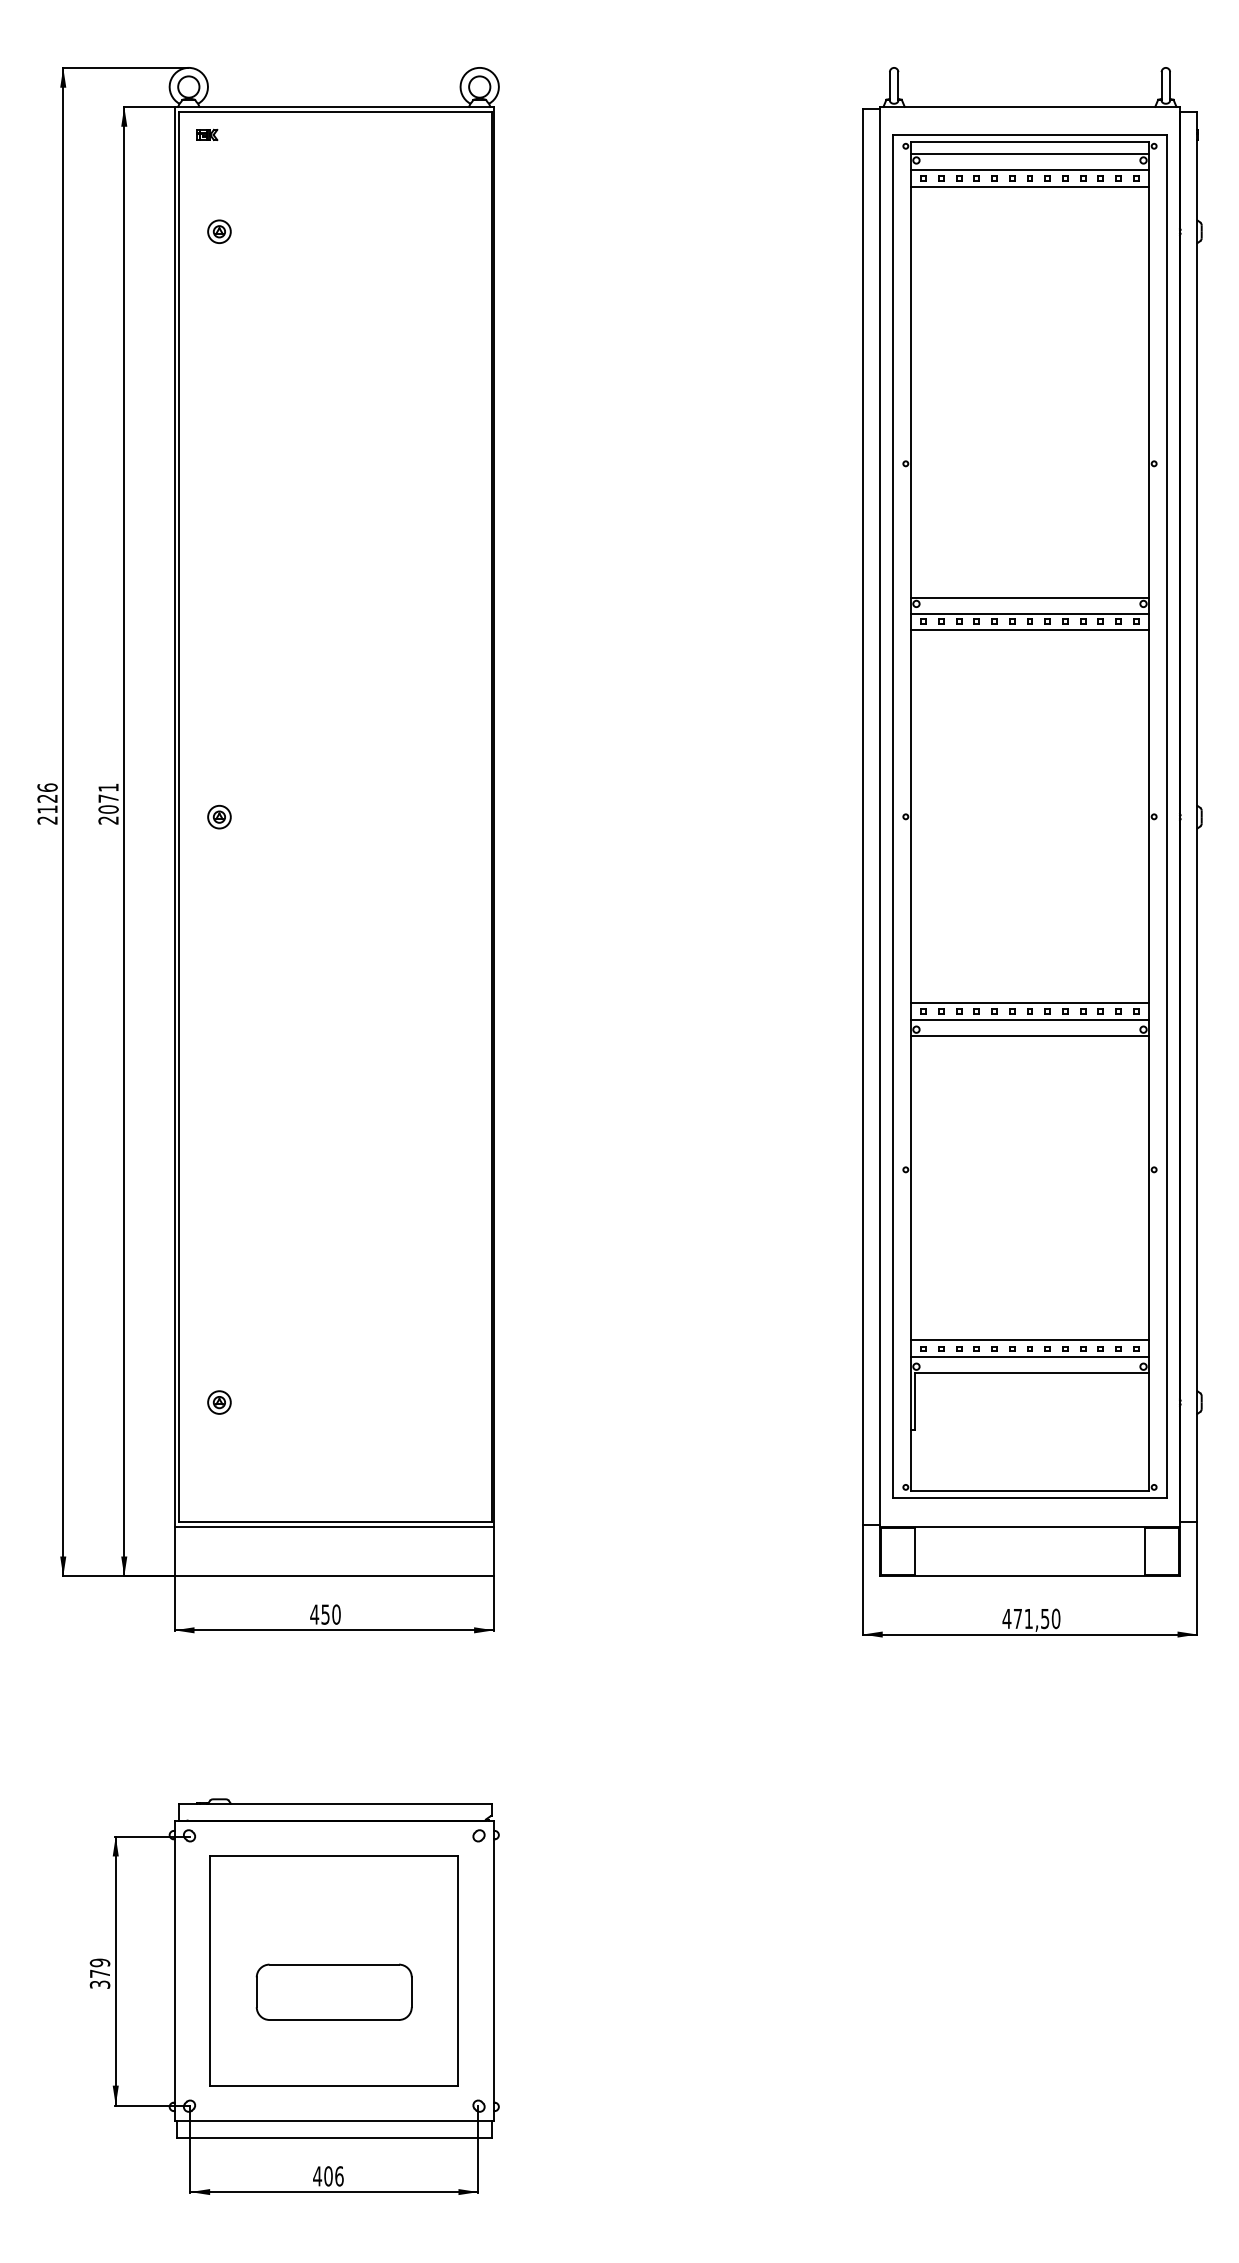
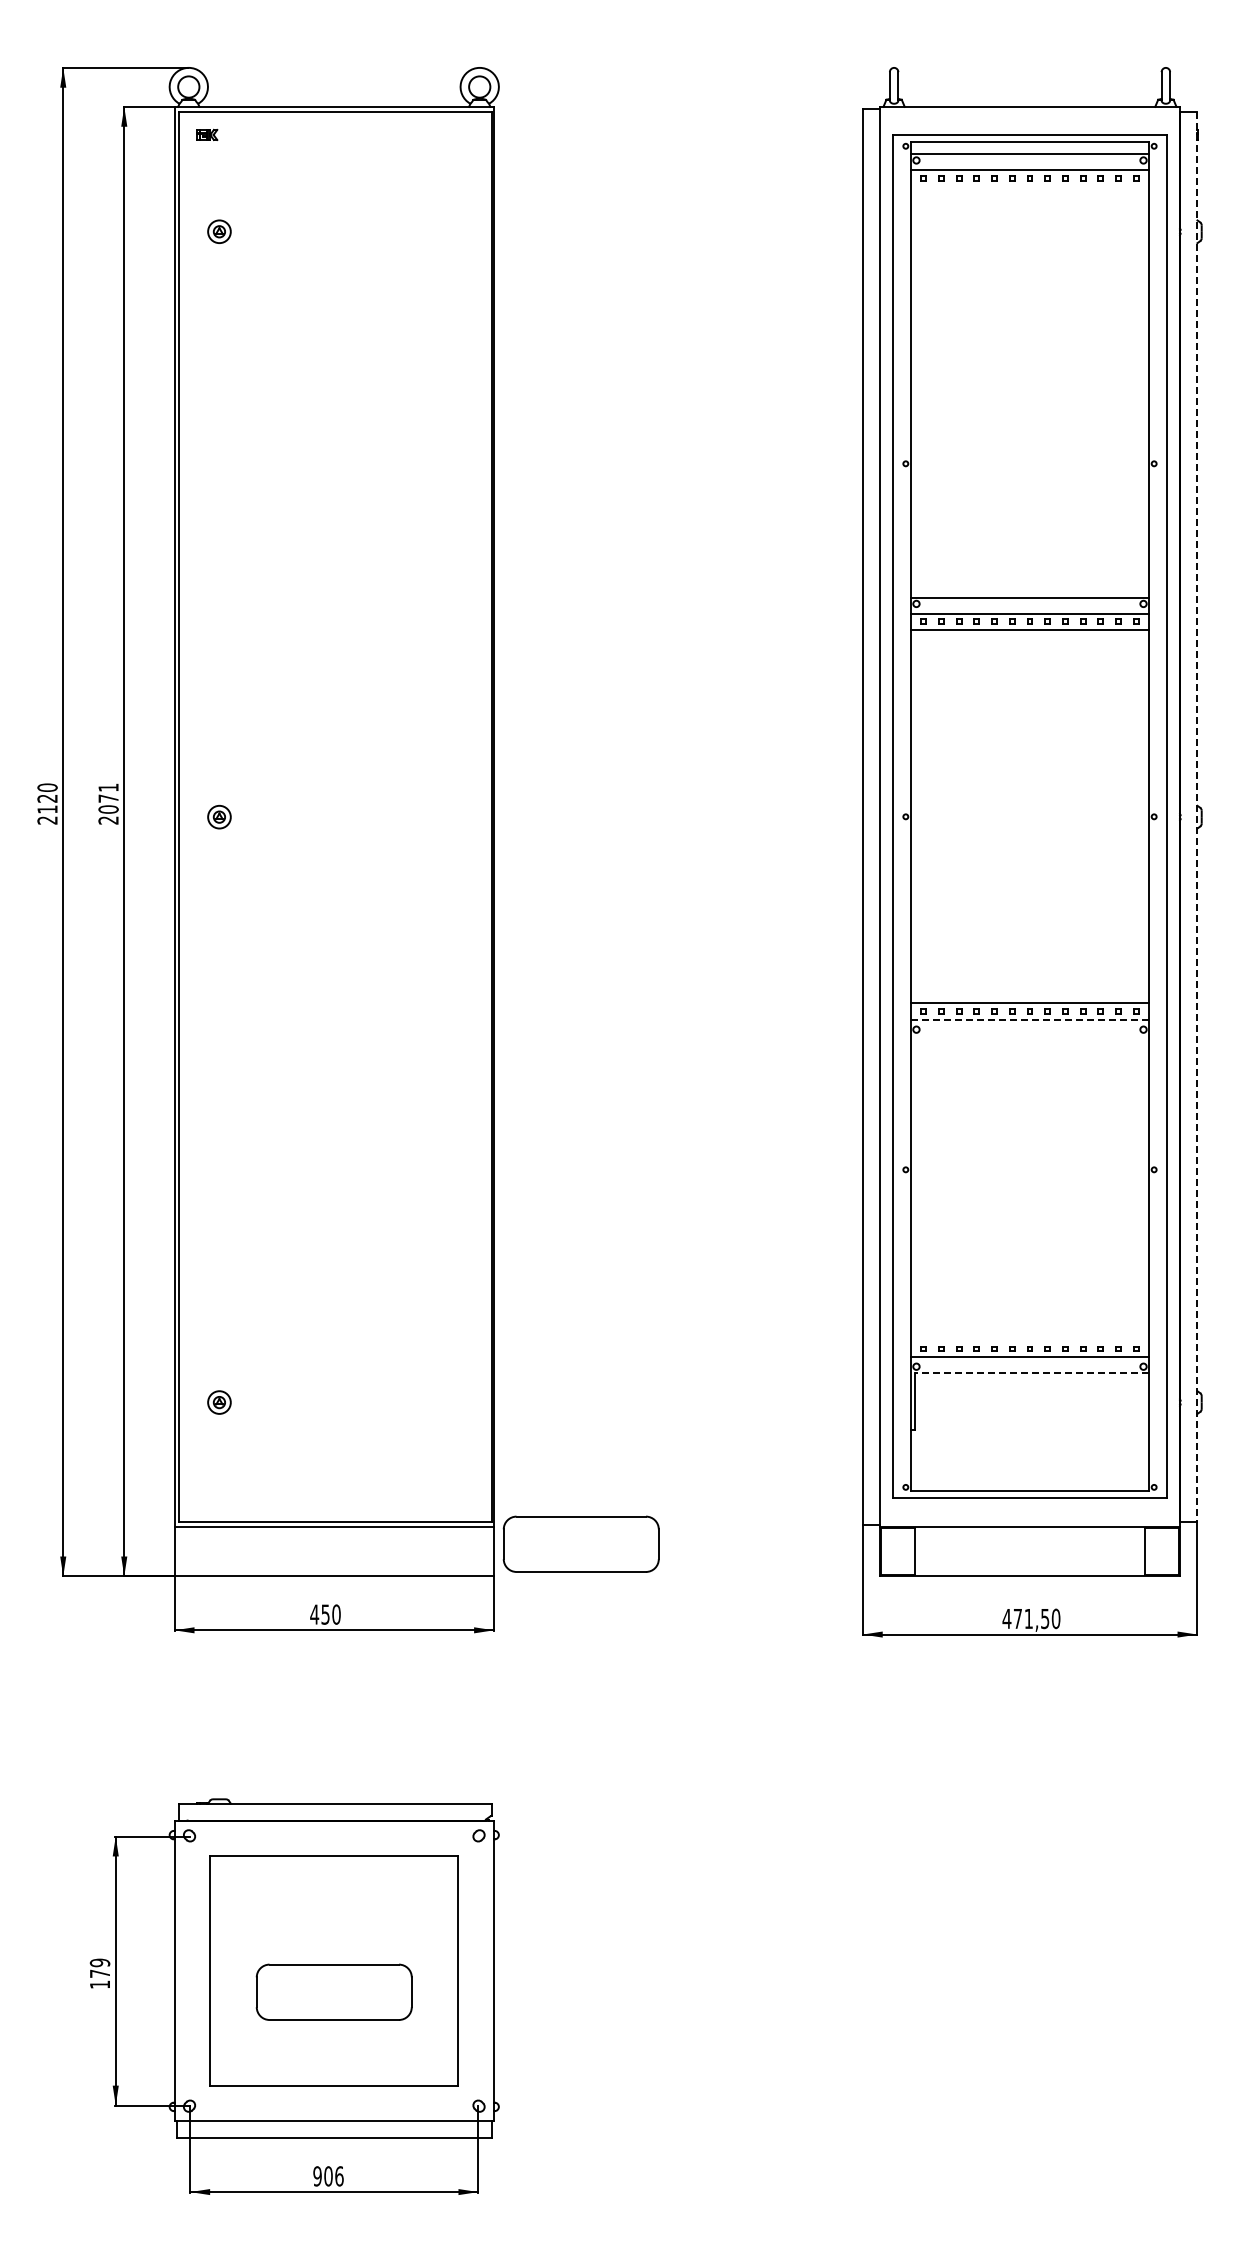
line: present -> none (1029, 186)
text: 2126 -> 2120 (47, 787)
line: solid -> dashed (1197, 817)
line: solid -> dashed (1030, 1019)
line: present -> none (1029, 1036)
line: present -> none (1029, 1340)
line: solid -> dashed (1031, 1373)
part: none -> present (580, 1543)
text: 379 -> 179 (99, 1984)
text: 406 -> 906 (317, 2176)
